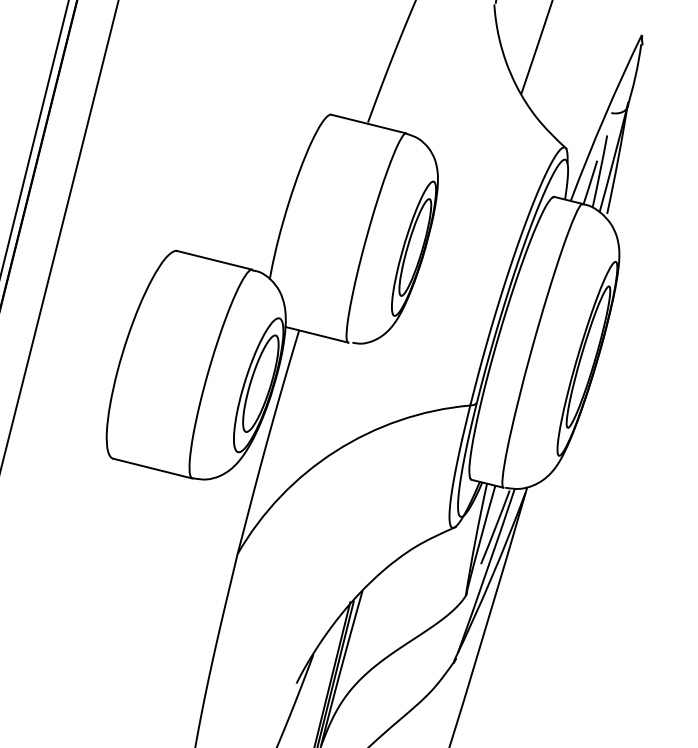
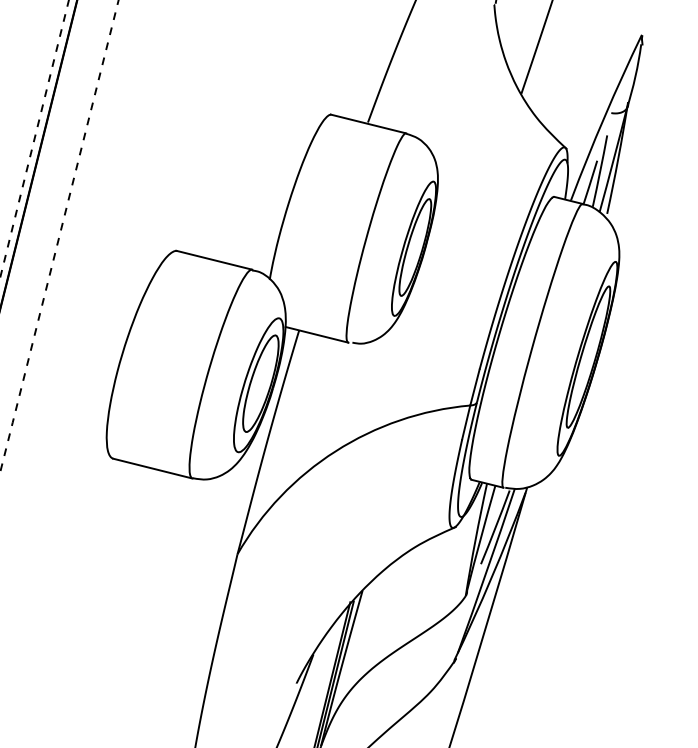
arc: solid -> dashed (34, 139)
arc: solid -> dashed (59, 236)
